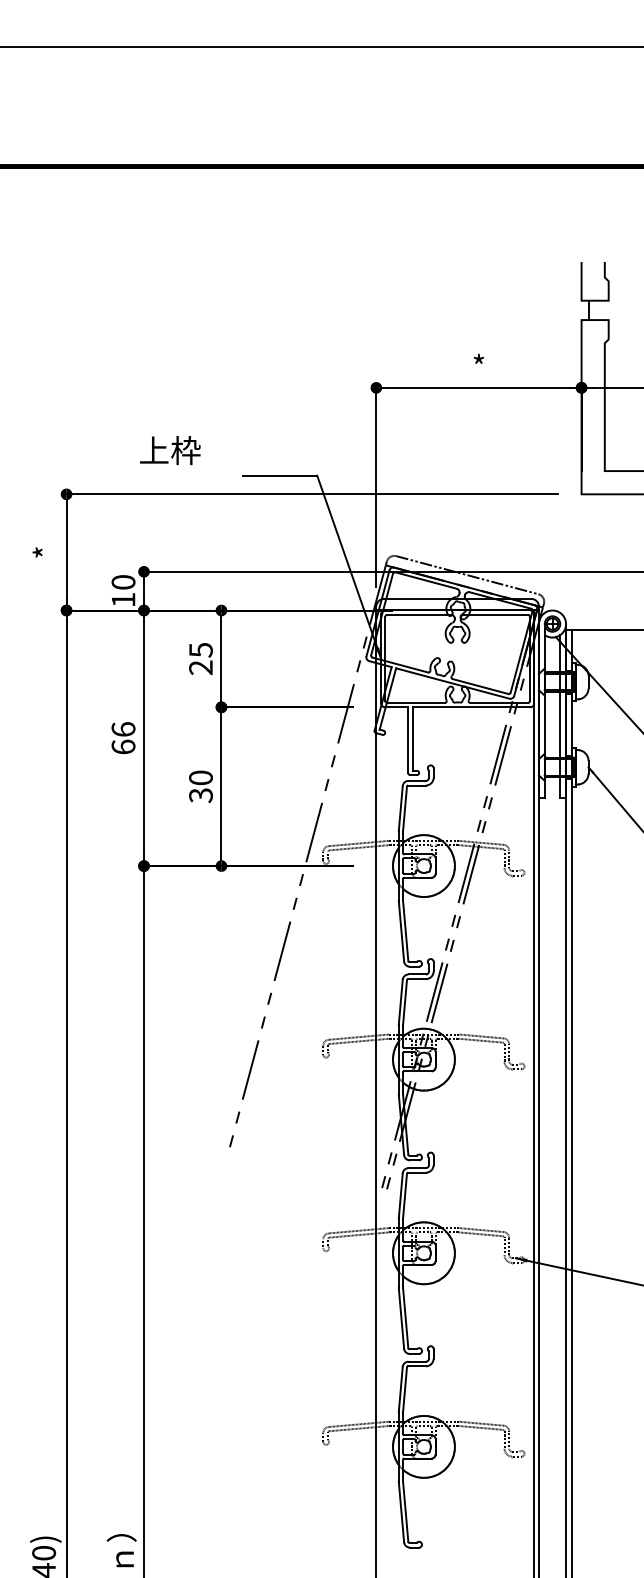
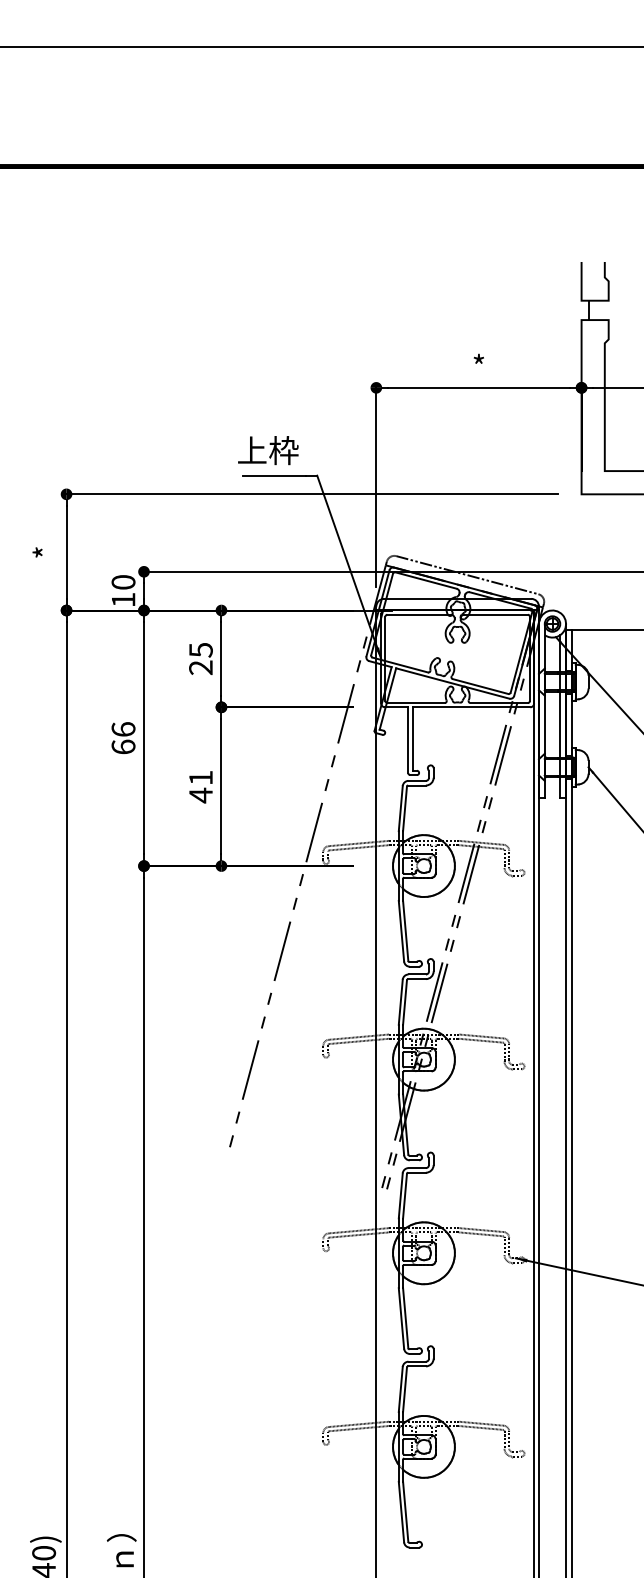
text position: (170, 450) -> (268, 450) (268, 450)
text: 30 -> 41 (200, 786)
